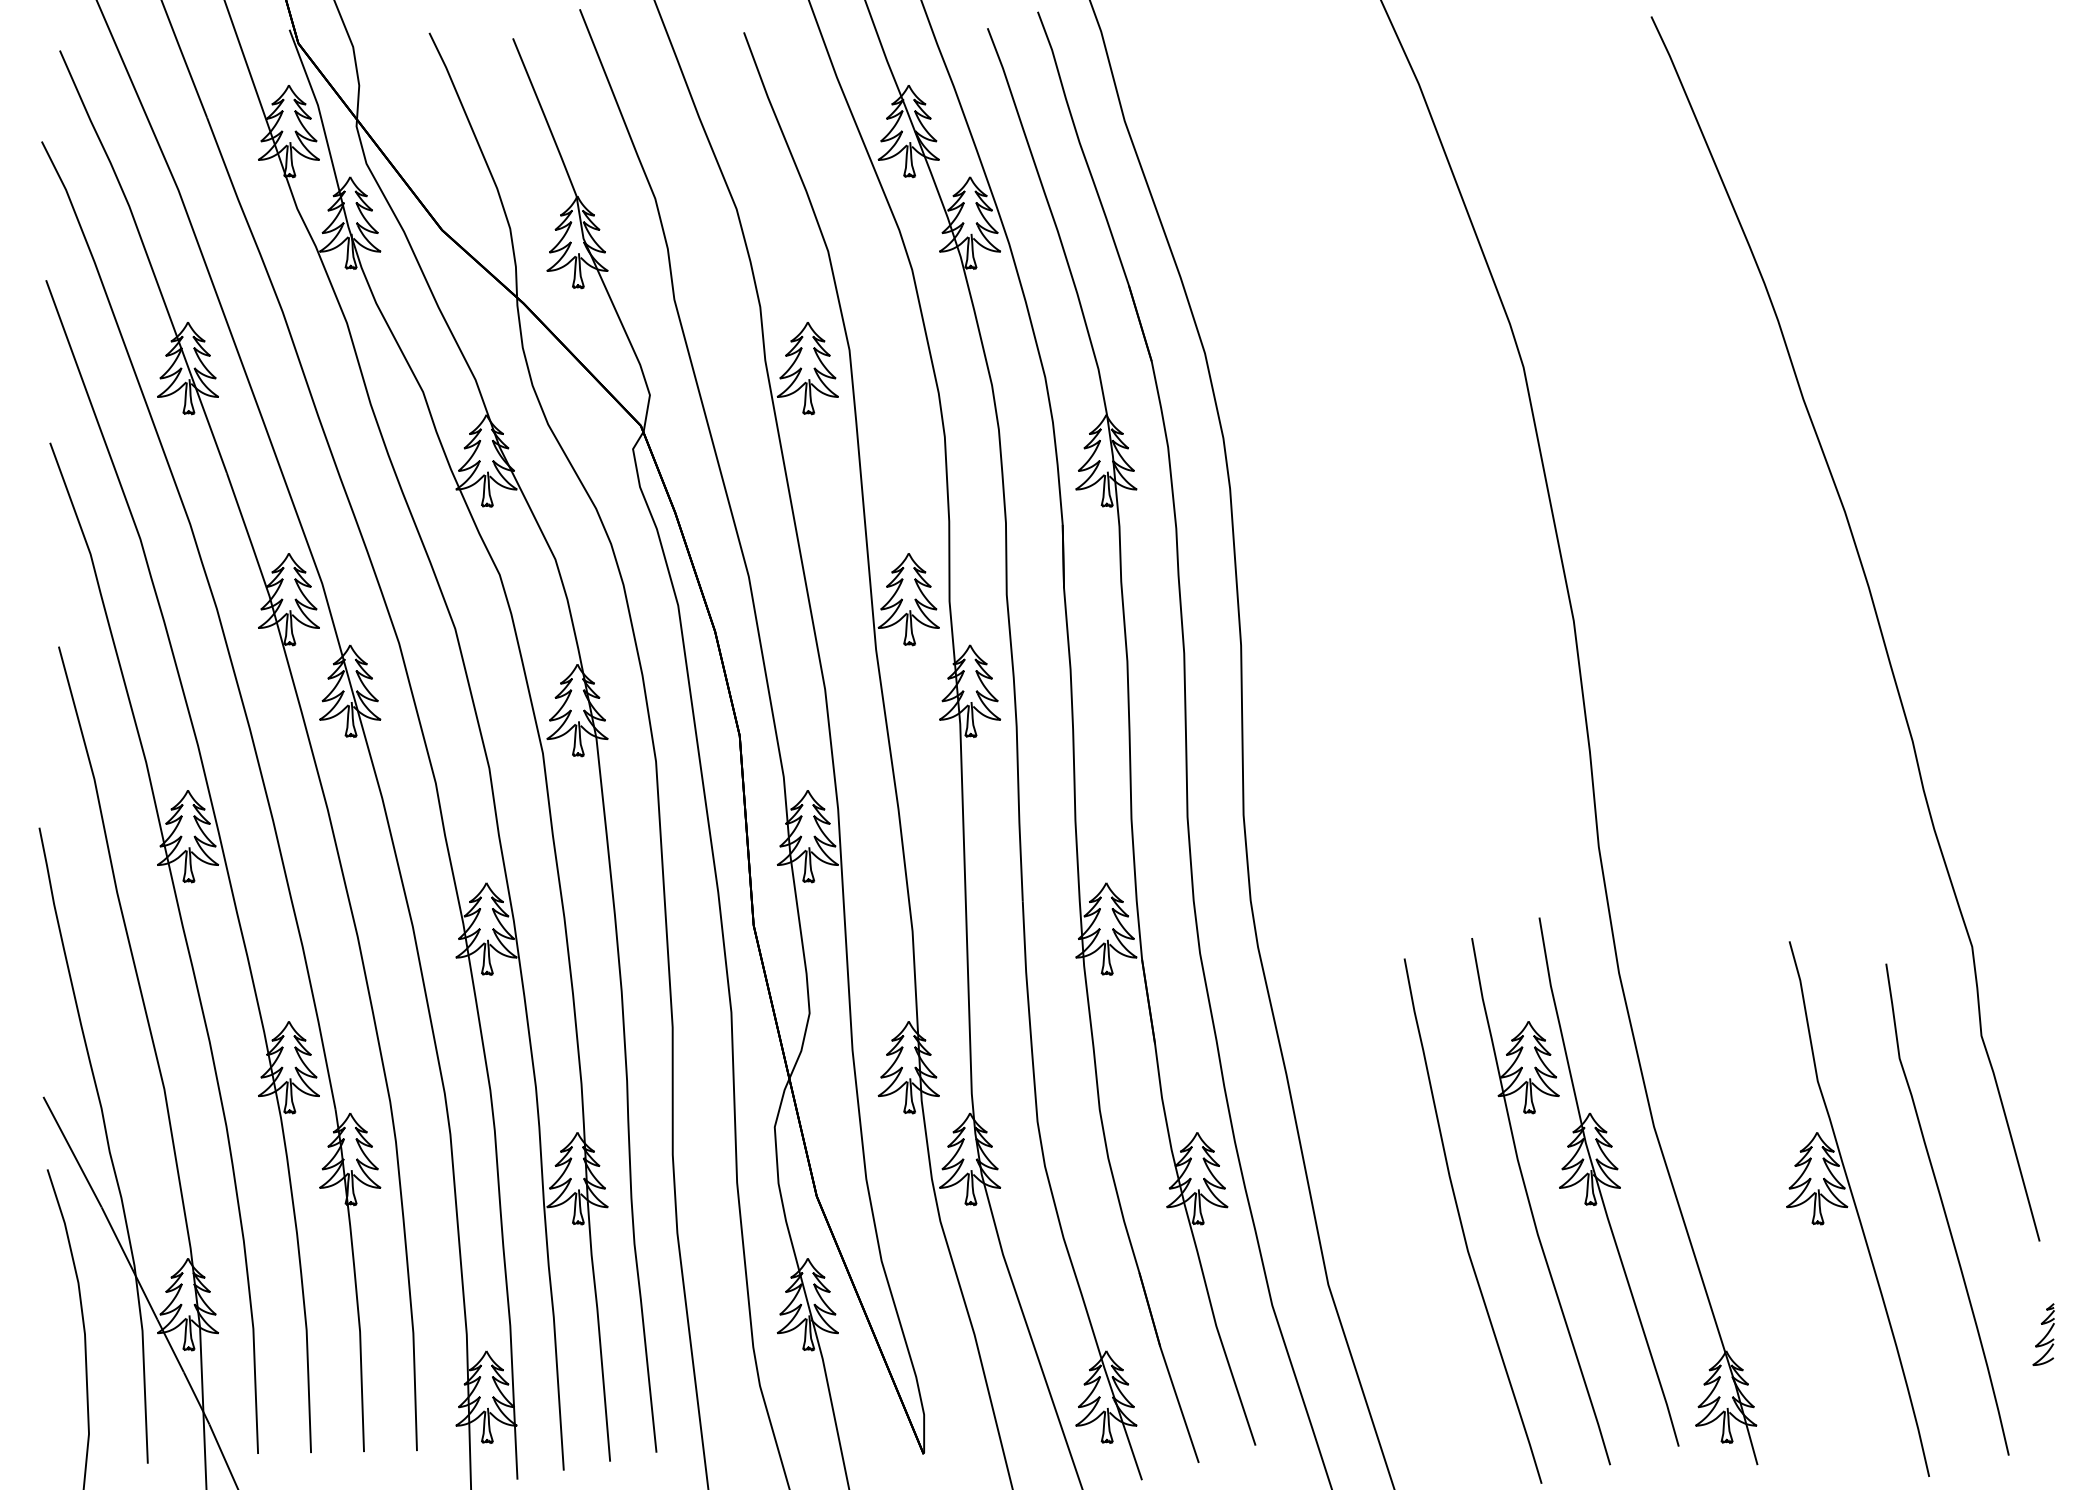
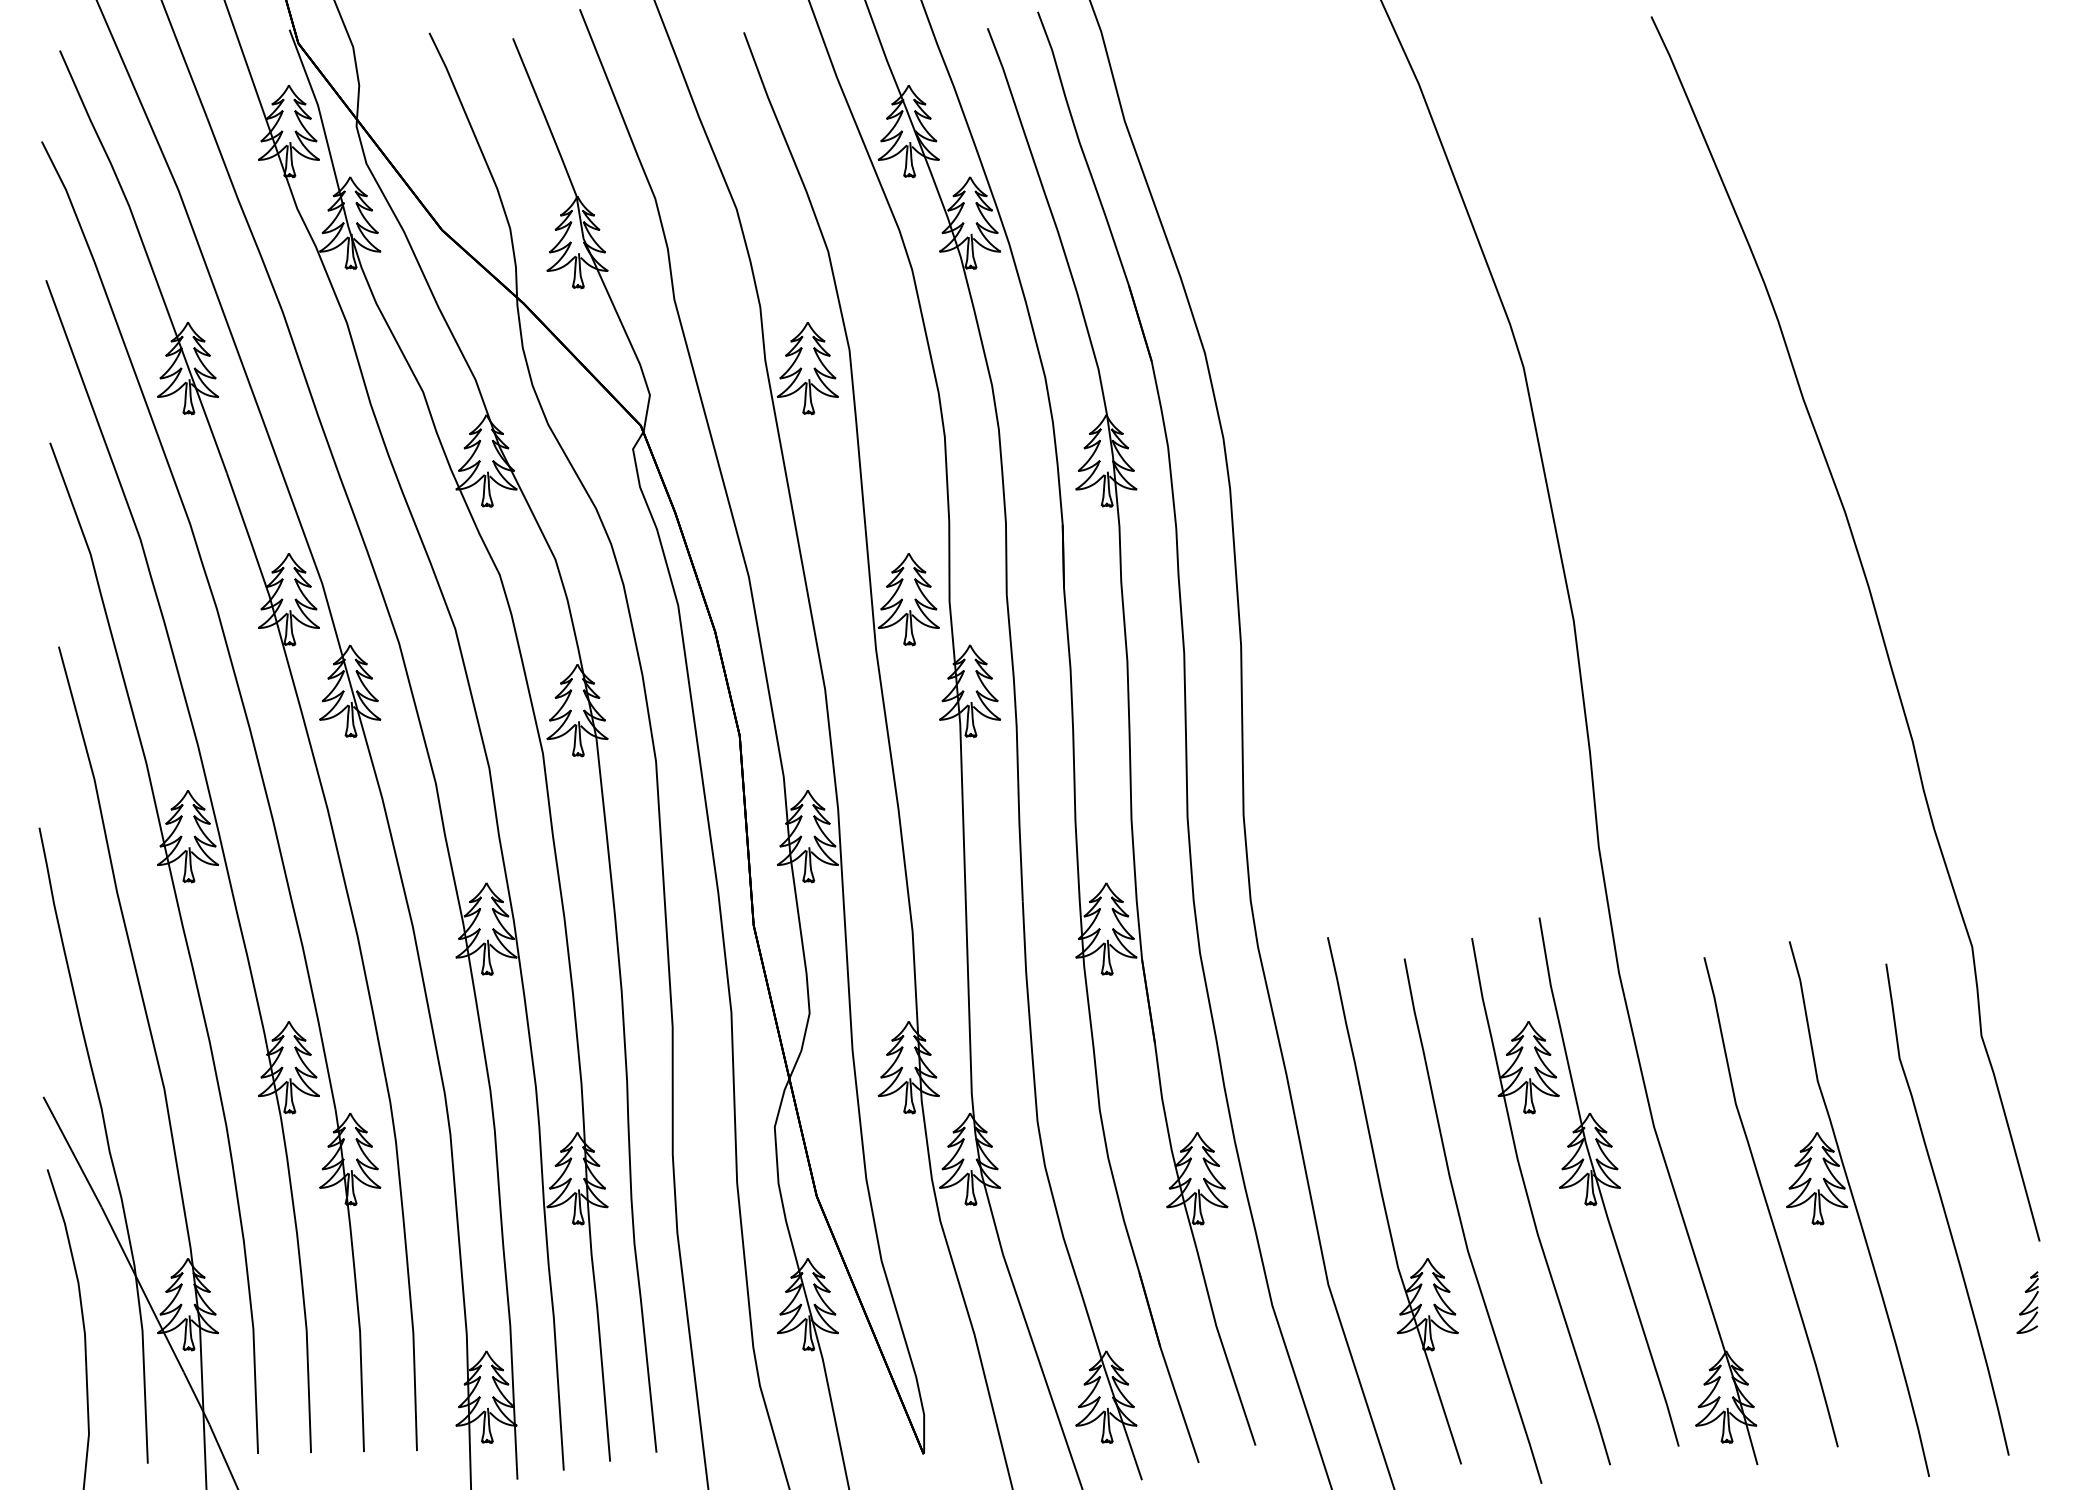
part: none -> present (1384, 1200)
curve: none -> present (1767, 1202)
part position: (2043, 1334) -> (2027, 1302) (2027, 1302)
